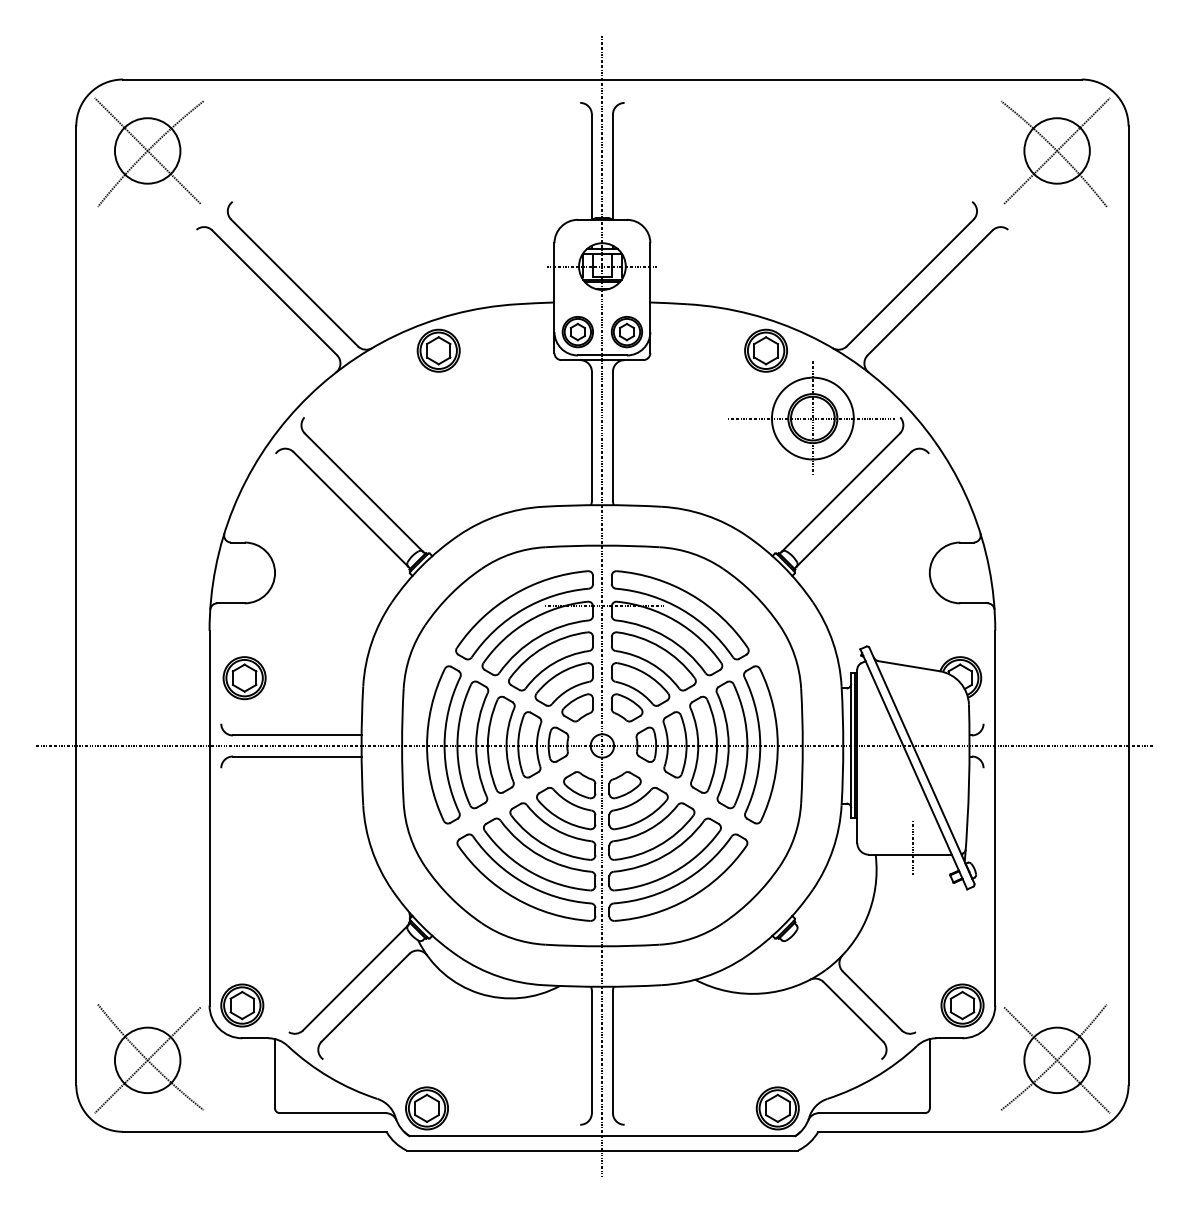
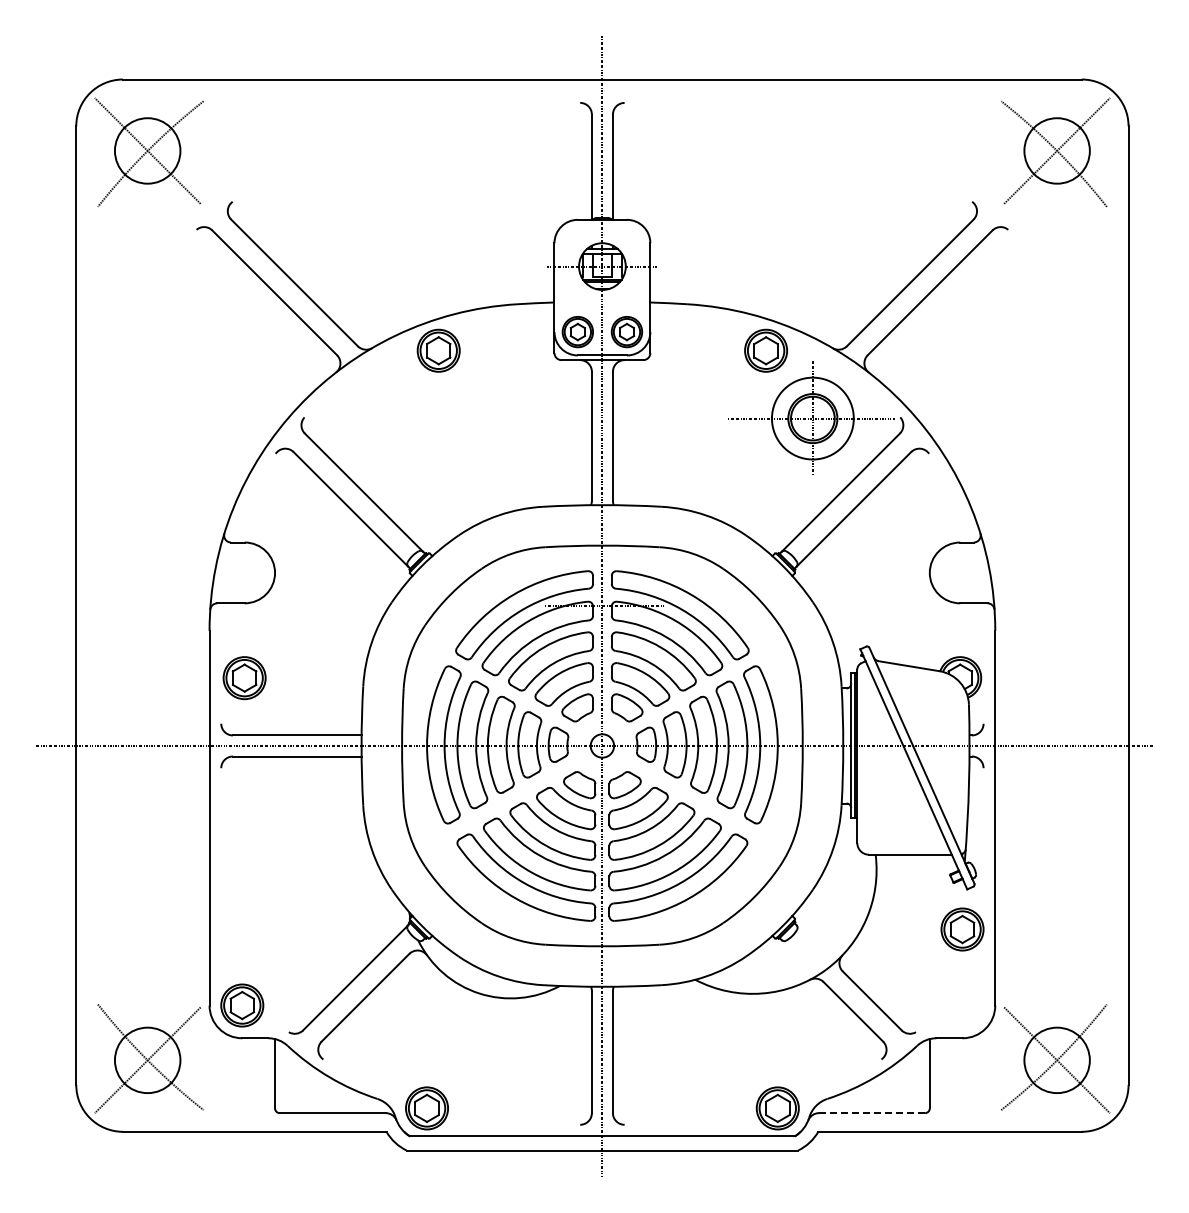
line: present -> none (913, 847)
part position: (962, 1005) -> (962, 929) (962, 929)
line: solid -> dashed (872, 1113)
